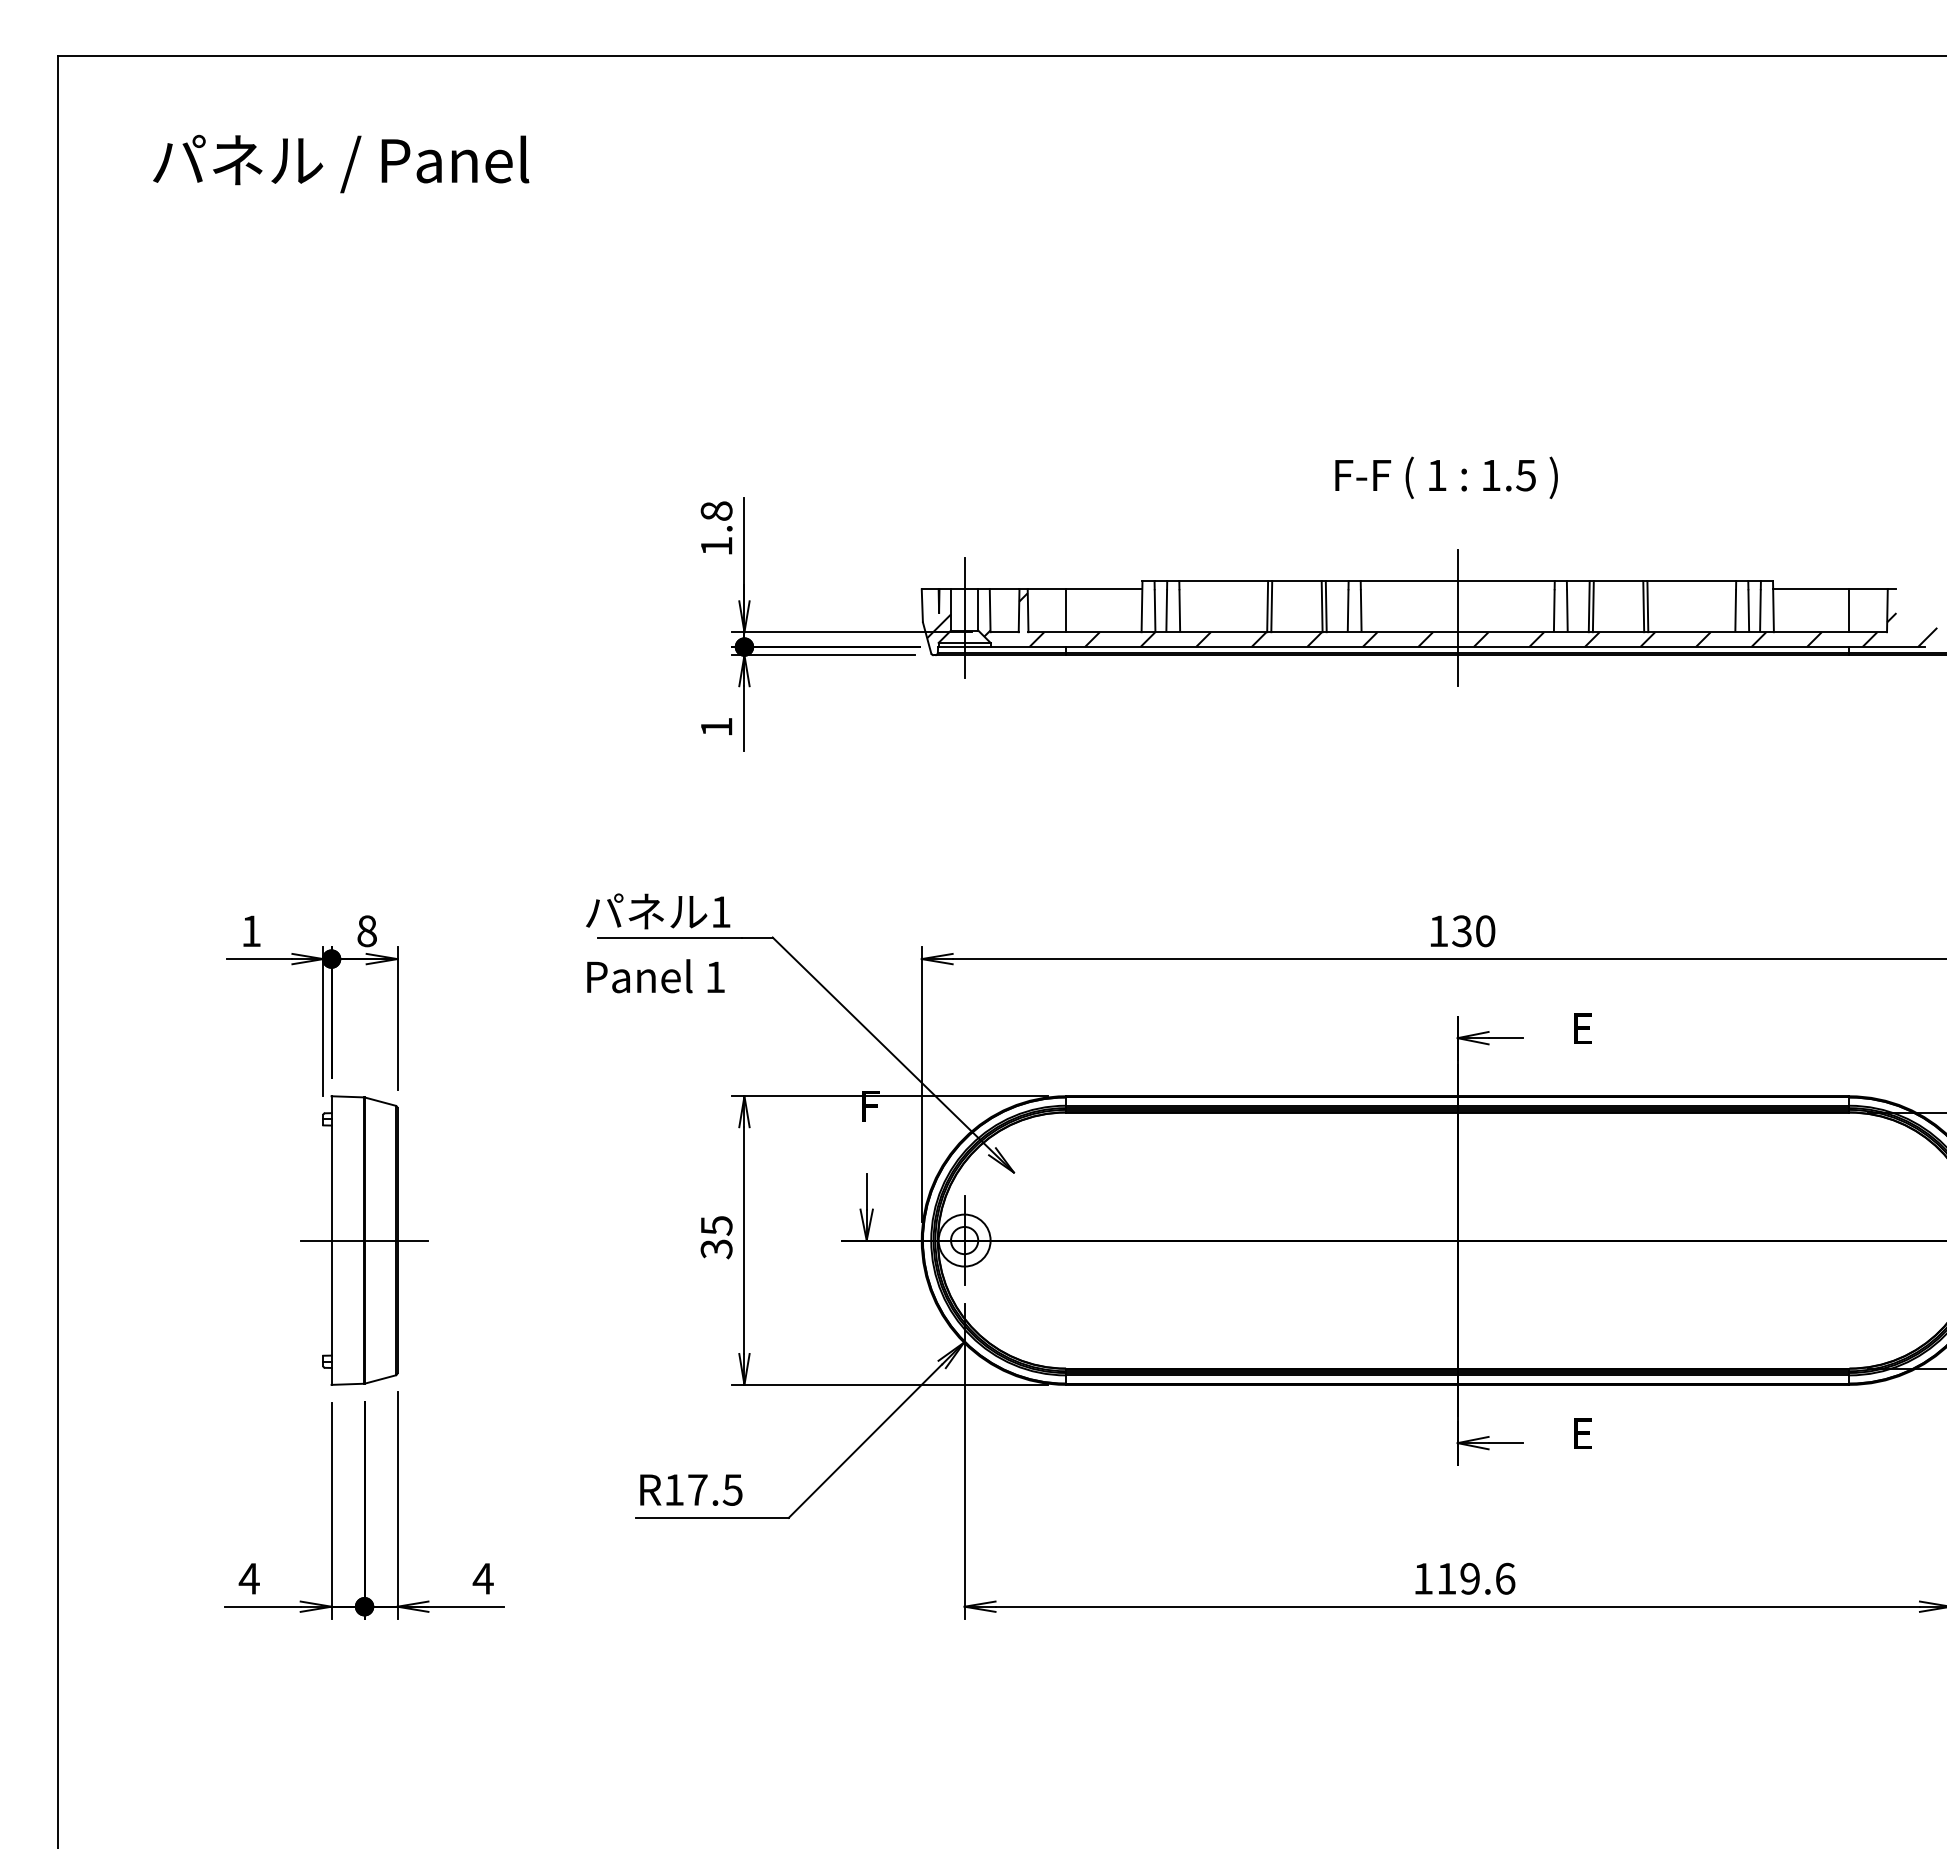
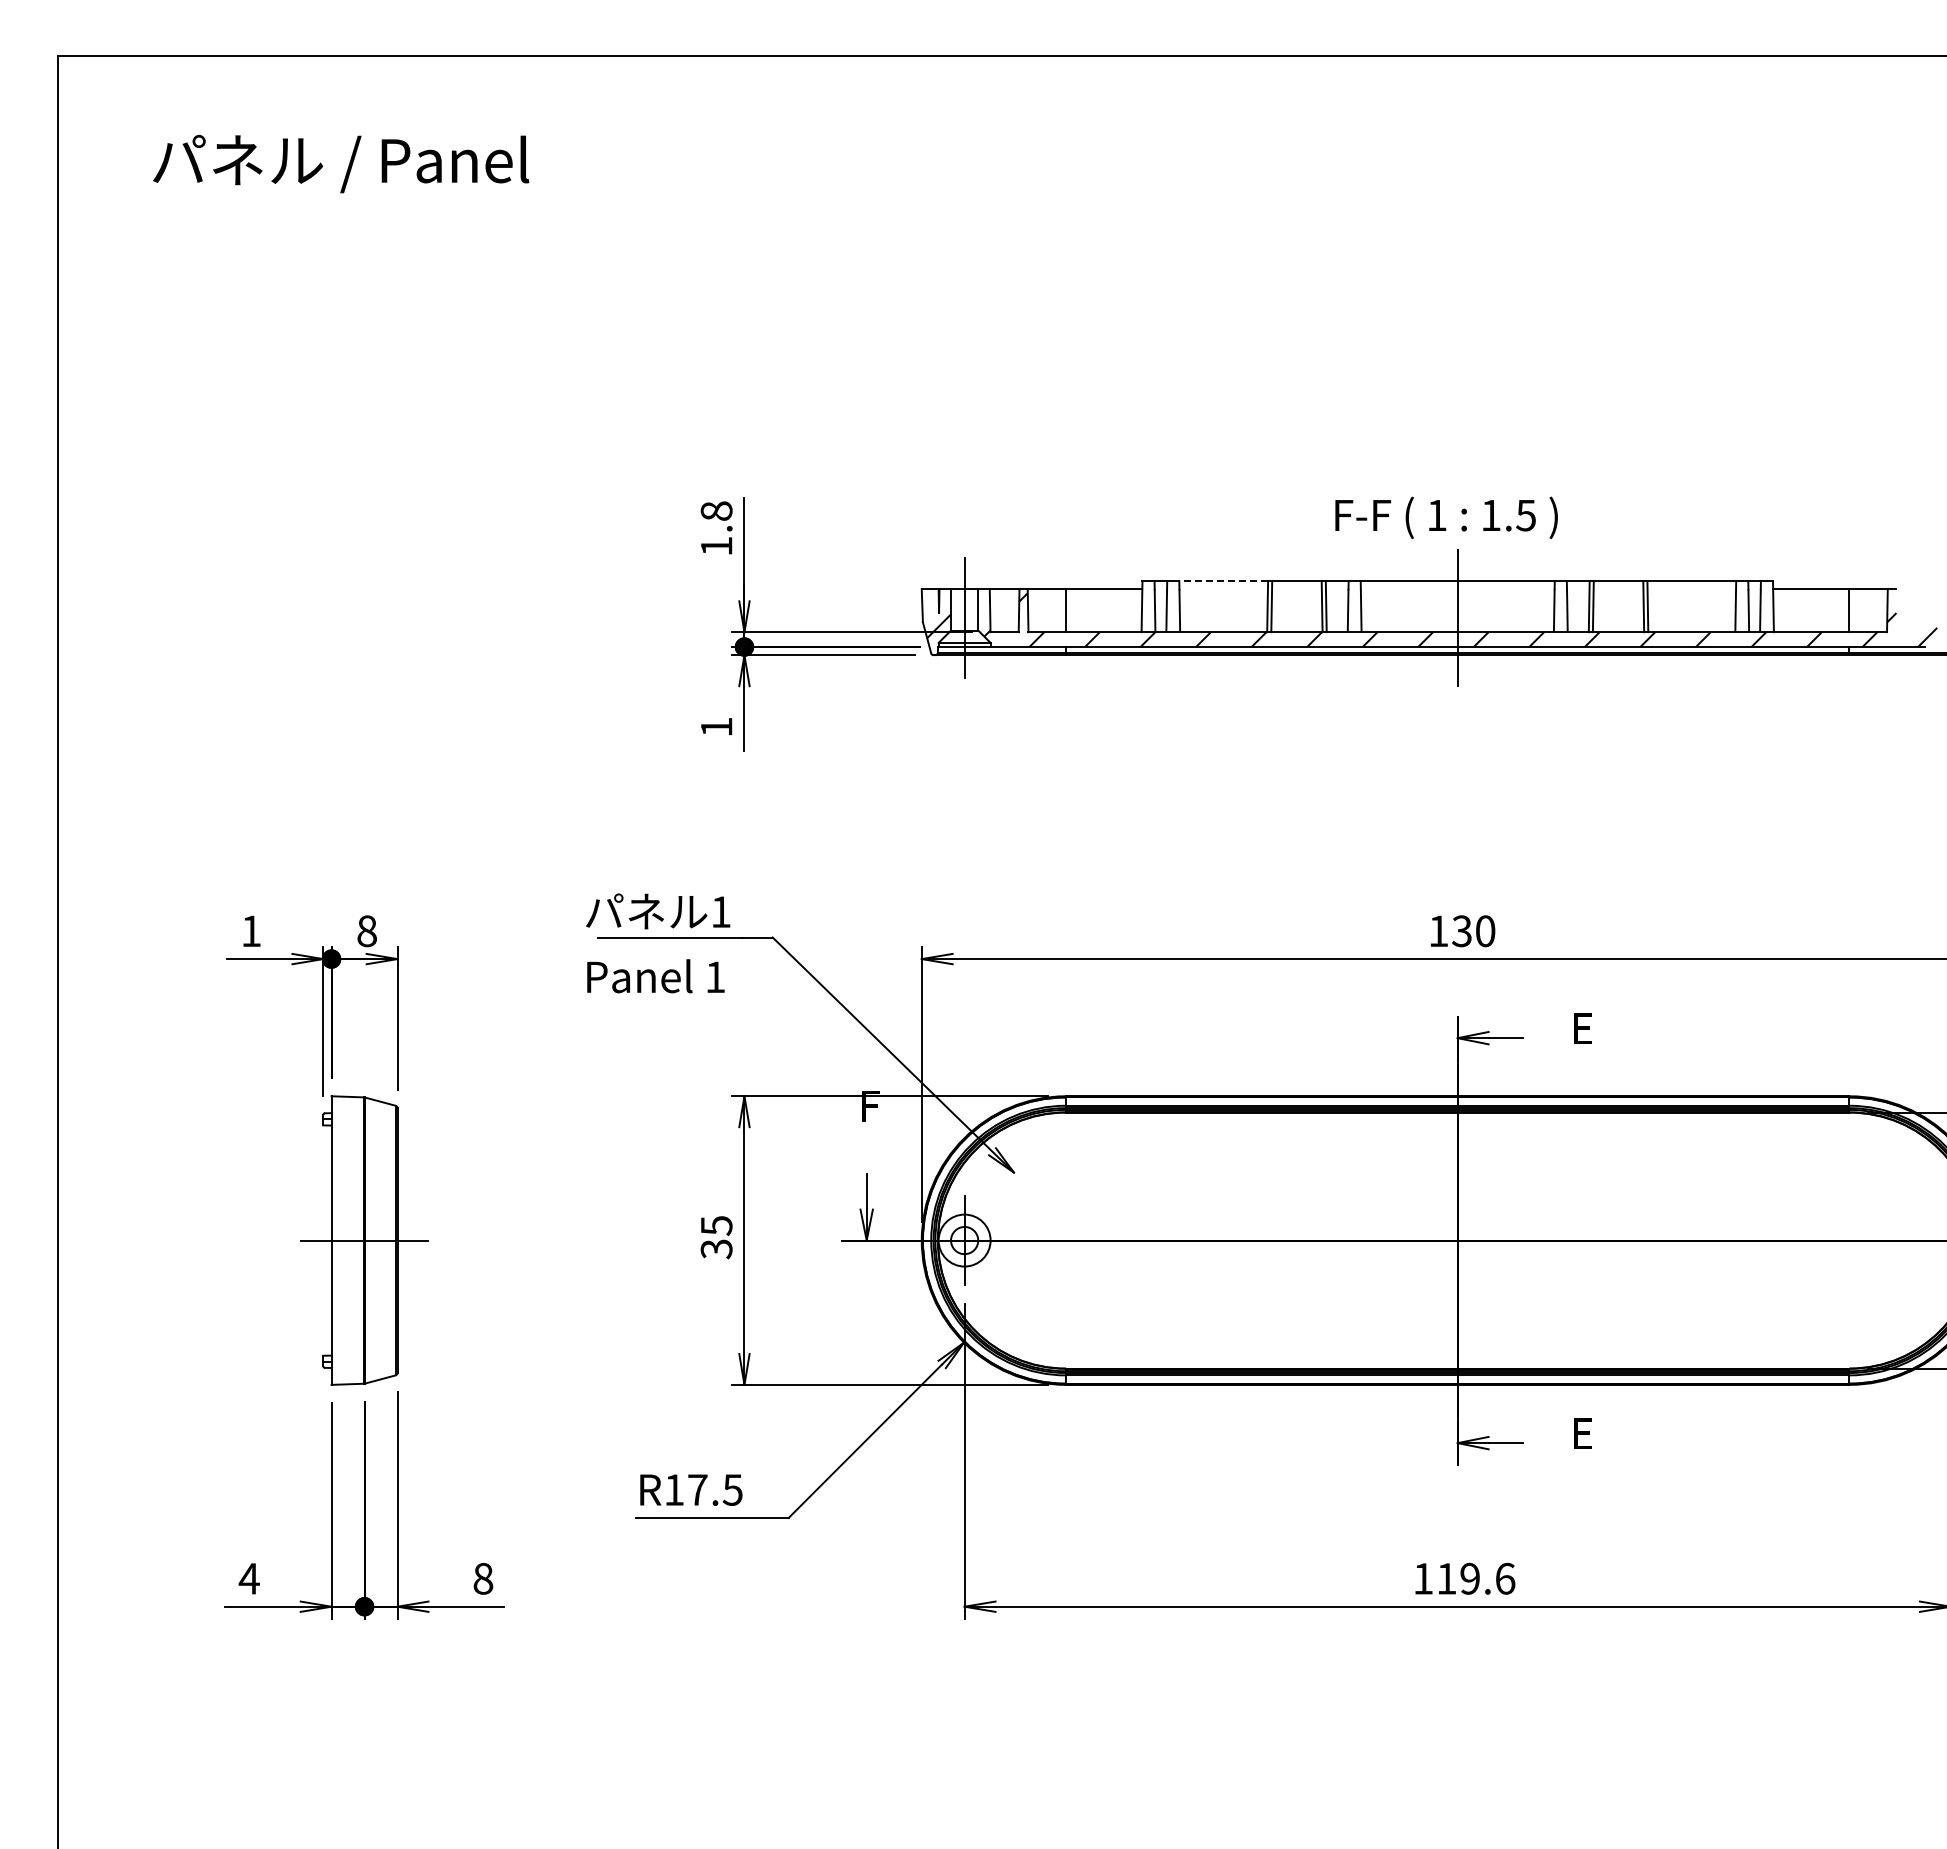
text position: (1446, 477) -> (1446, 517) (1446, 517)
line: solid -> dashed (1223, 581)
text: 4 -> 8 (482, 1578)
